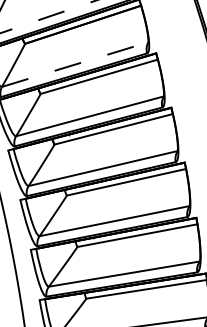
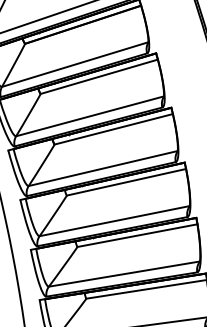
line: dashed -> solid (49, 16)
line: dashed -> solid (75, 64)
